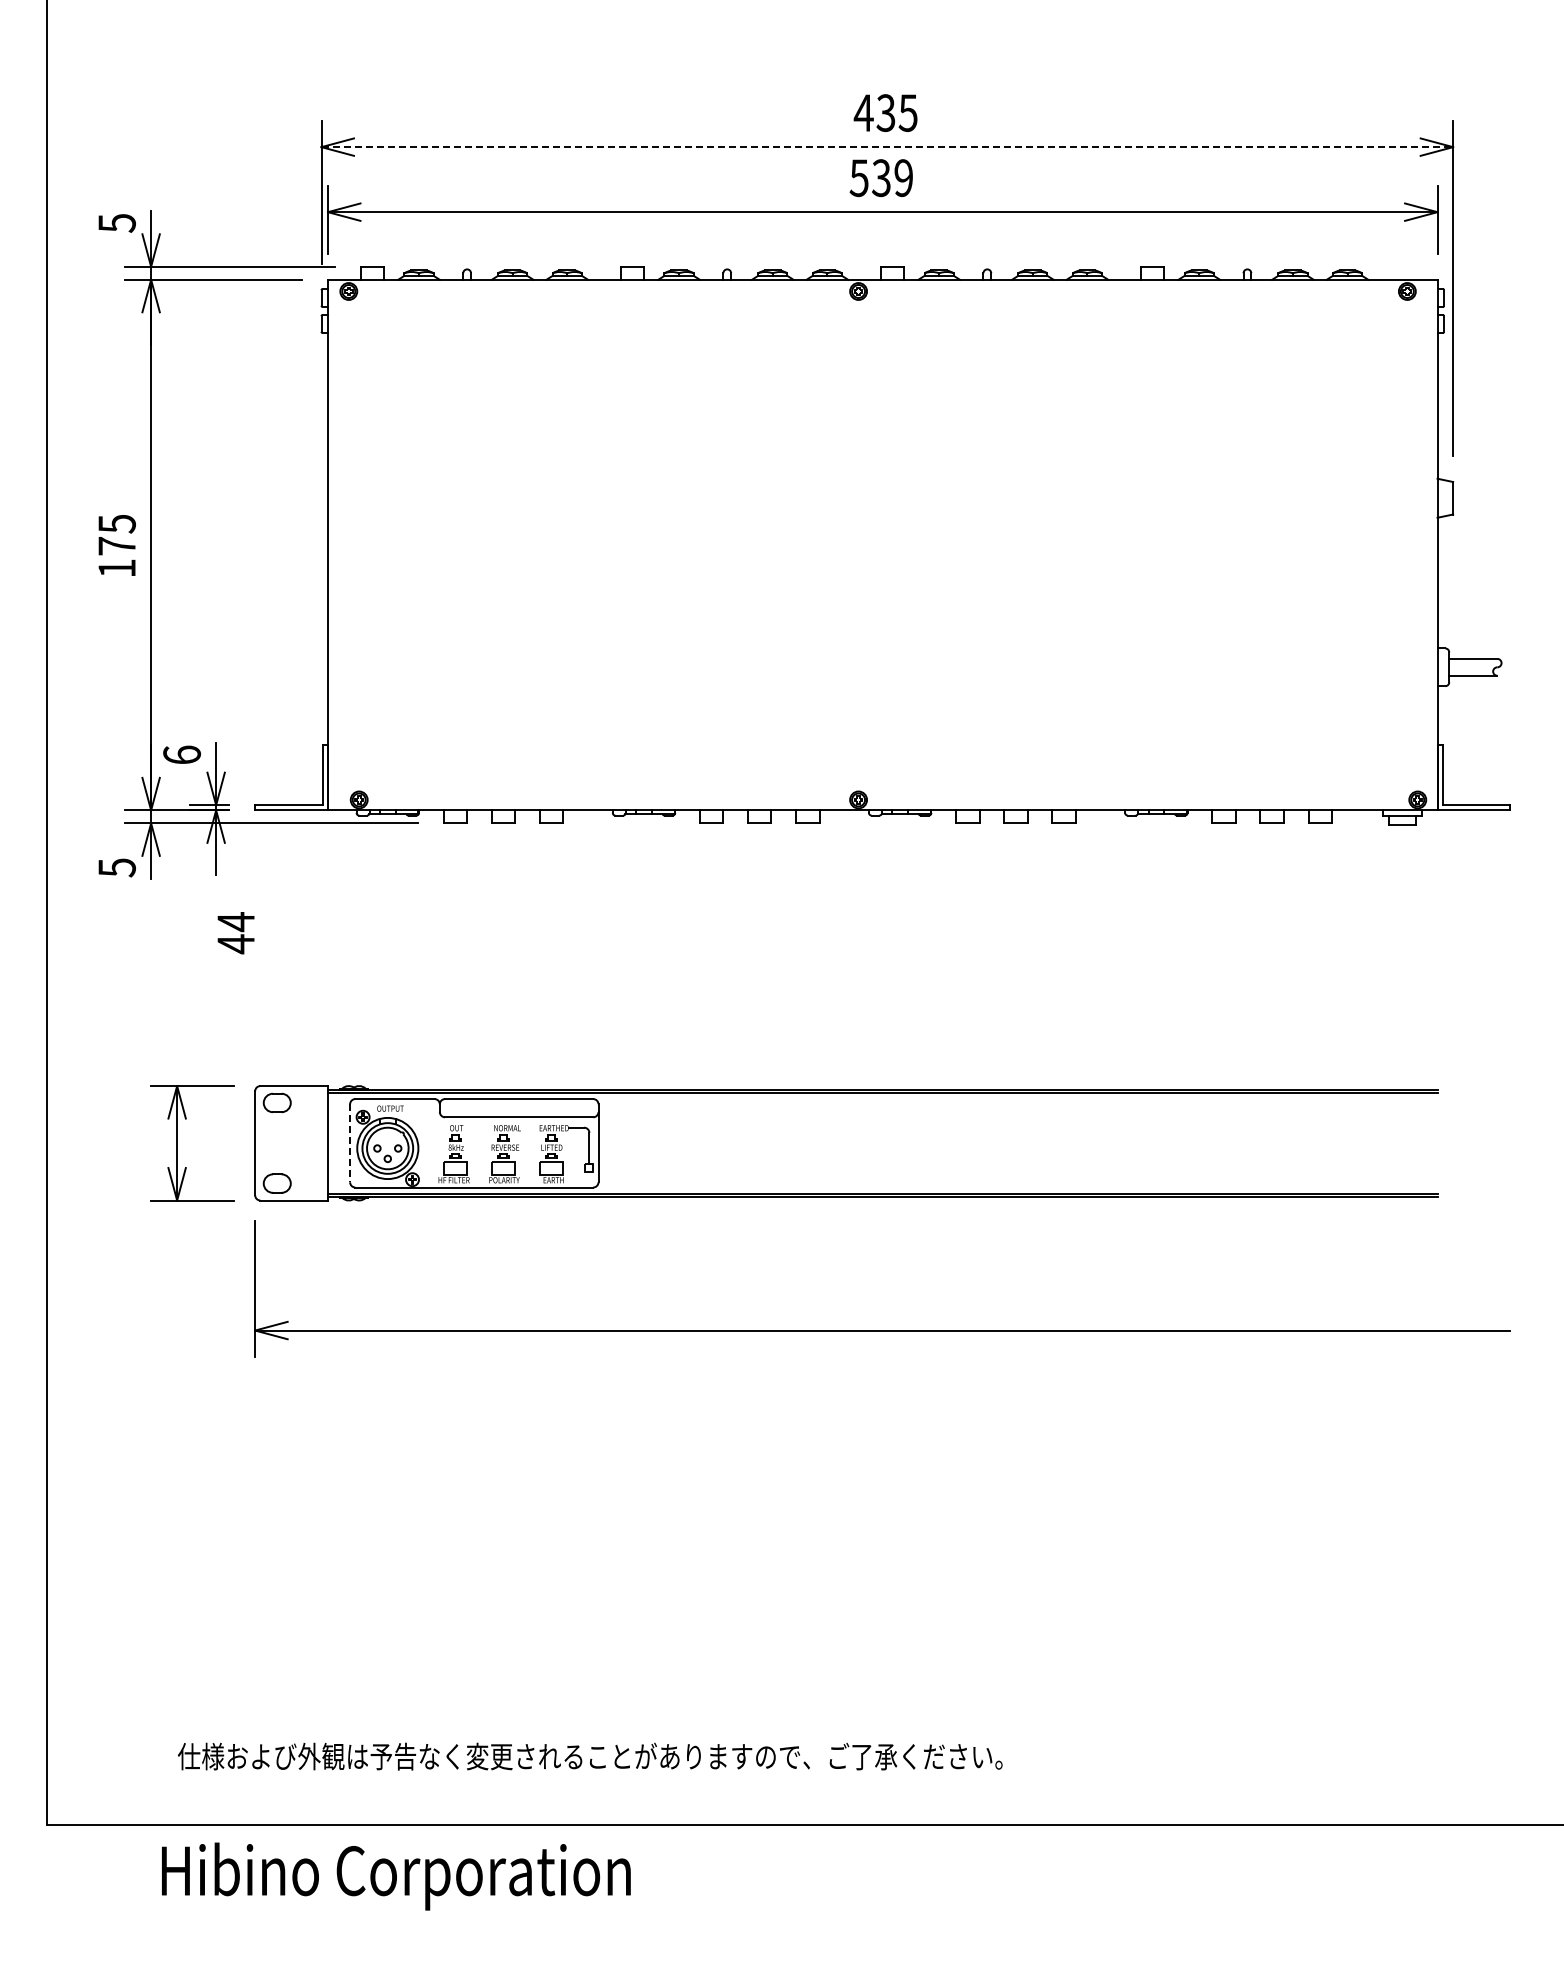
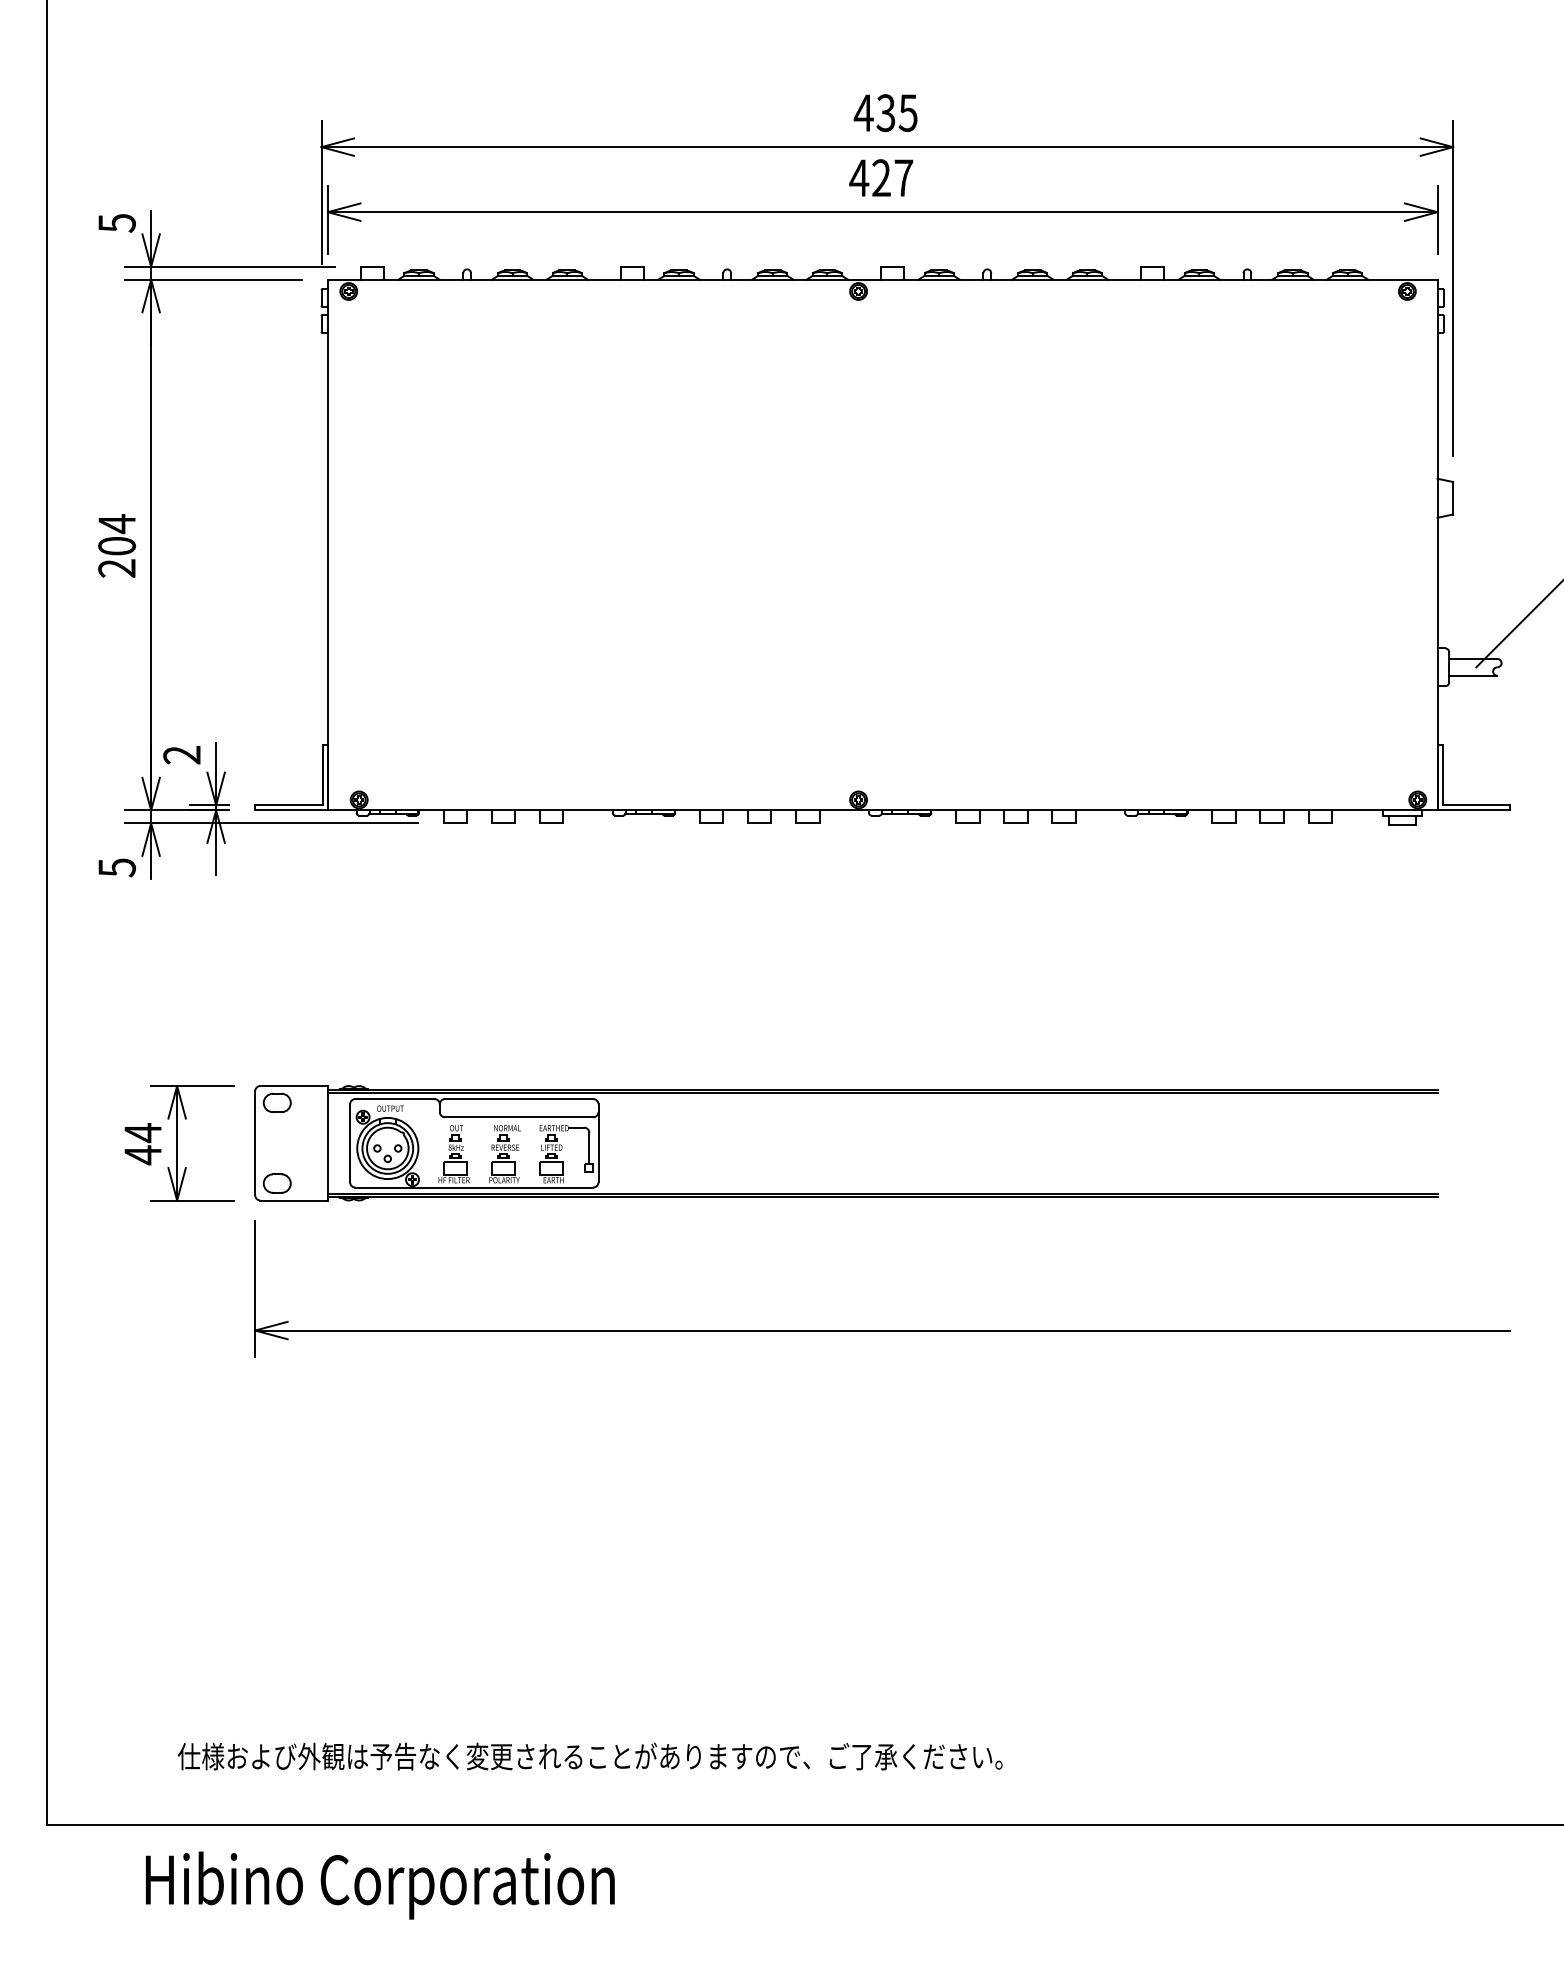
line: dashed -> solid (887, 147)
text: 539 -> 427 (881, 178)
text: 175 -> 204 (117, 545)
line: none -> present (1518, 624)
text: 6 -> 2 (182, 754)
text position: (235, 933) -> (142, 1144) (142, 1144)
line: dashed -> solid (350, 1143)
text position: (396, 1876) -> (380, 1885) (380, 1885)
